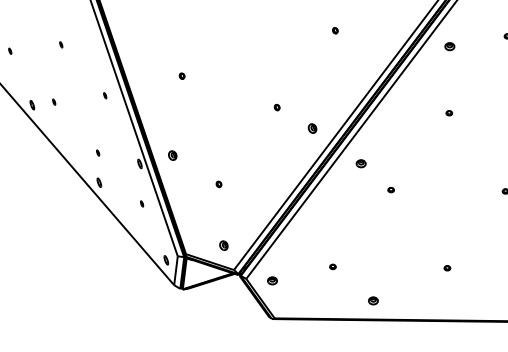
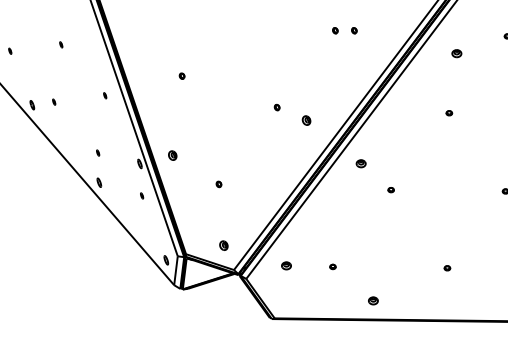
part: none -> present (354, 30)
part position: (449, 46) -> (456, 53) (456, 53)
part position: (312, 128) -> (306, 120) (306, 120)
part position: (142, 203) -> (142, 195) (142, 195)
part position: (272, 280) -> (286, 265) (286, 265)
